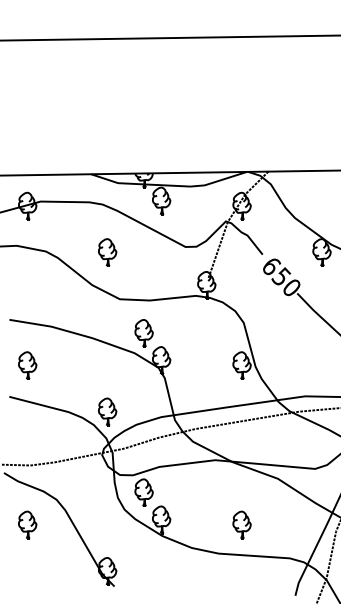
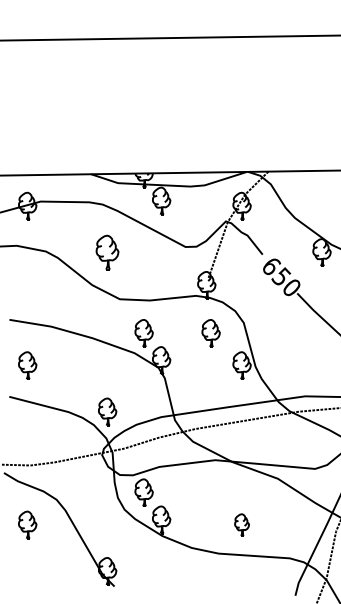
part size: 20x29 px -> 25x37 px (107, 252)
part: none -> present (210, 333)
part size: 20x30 px -> 16x24 px (241, 524)
